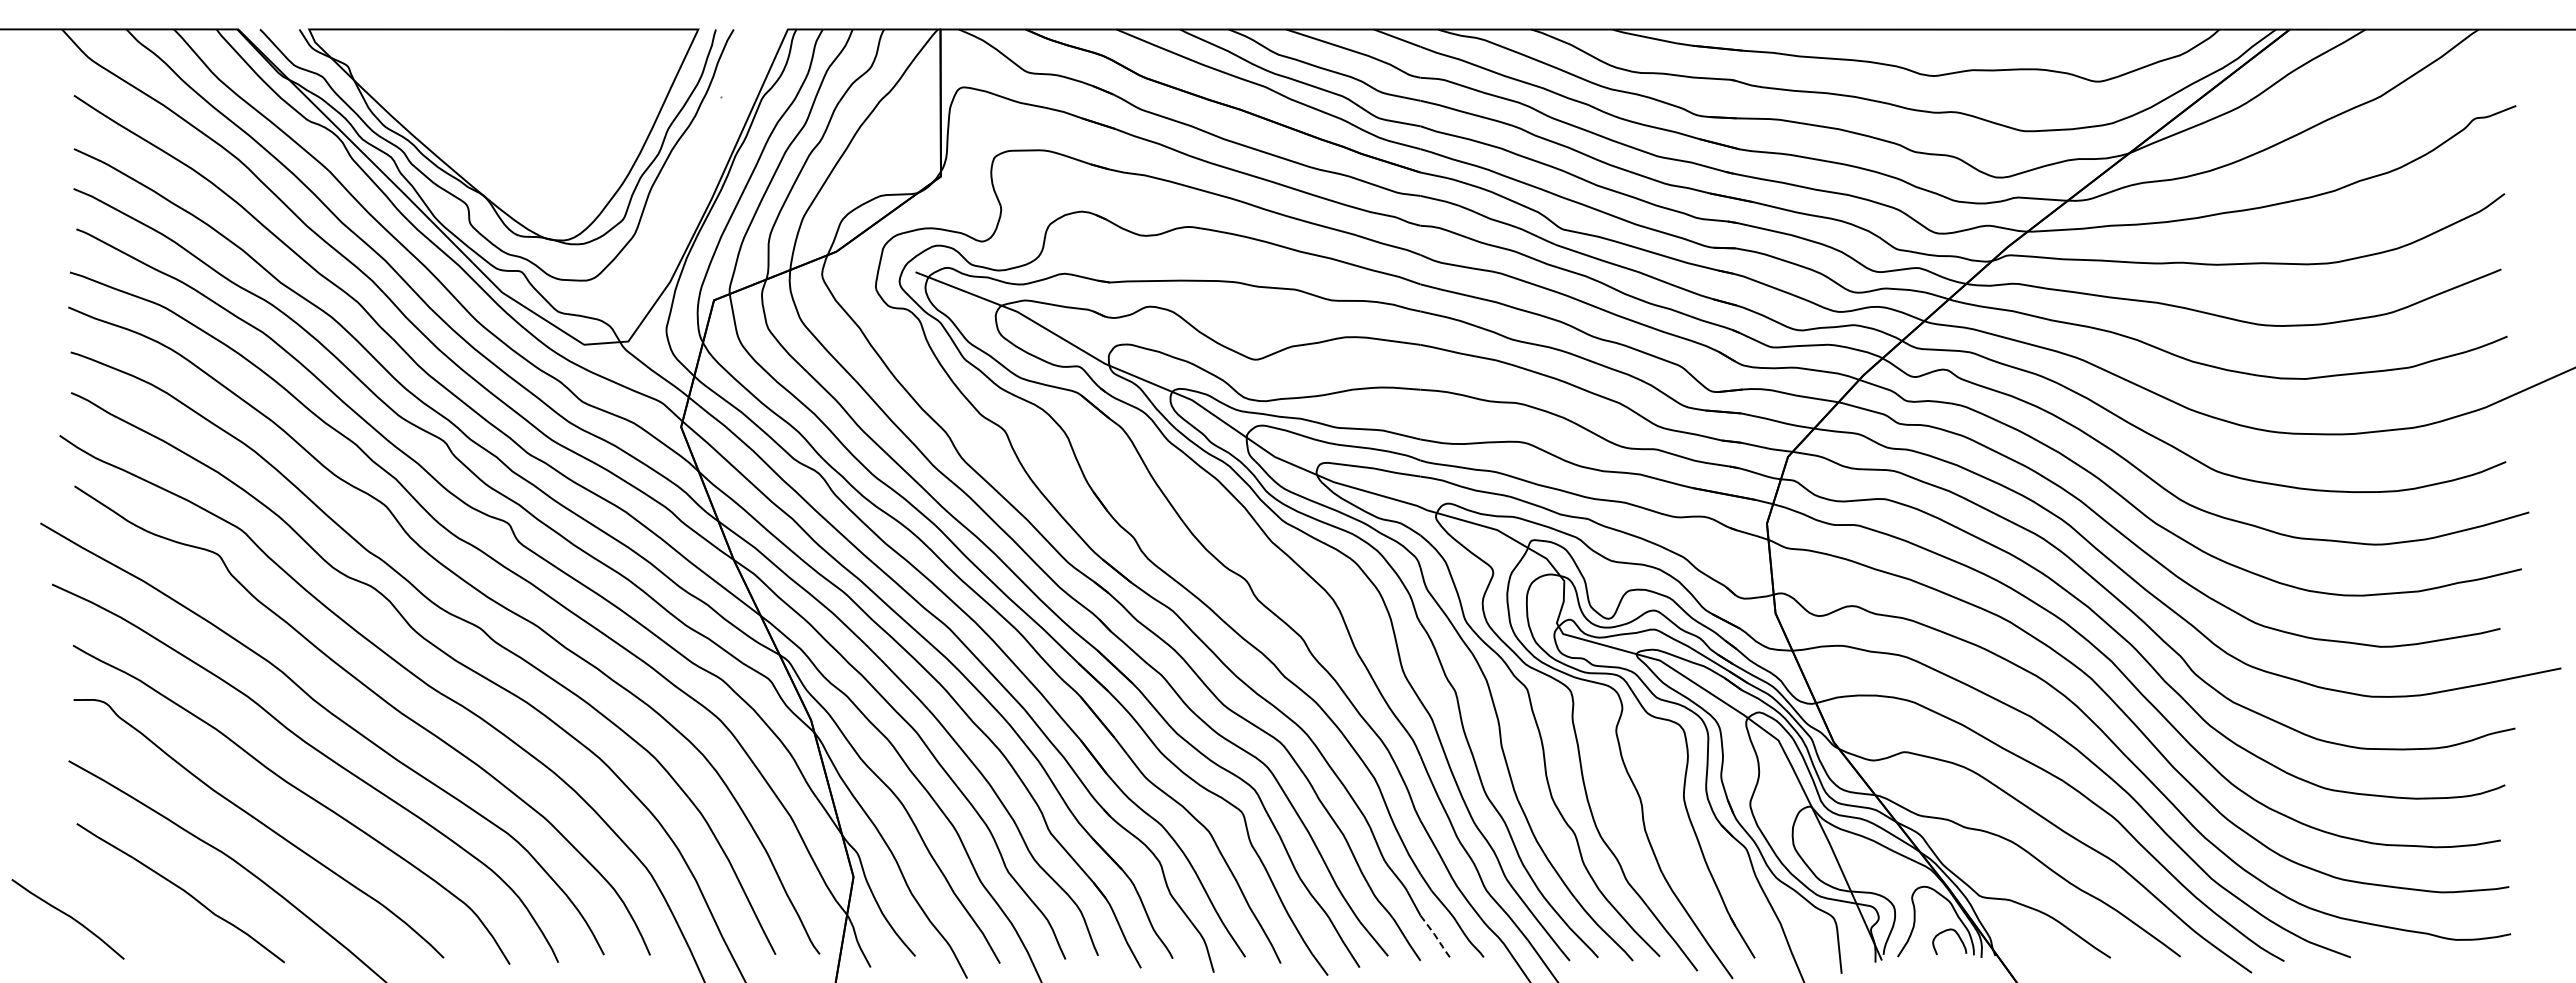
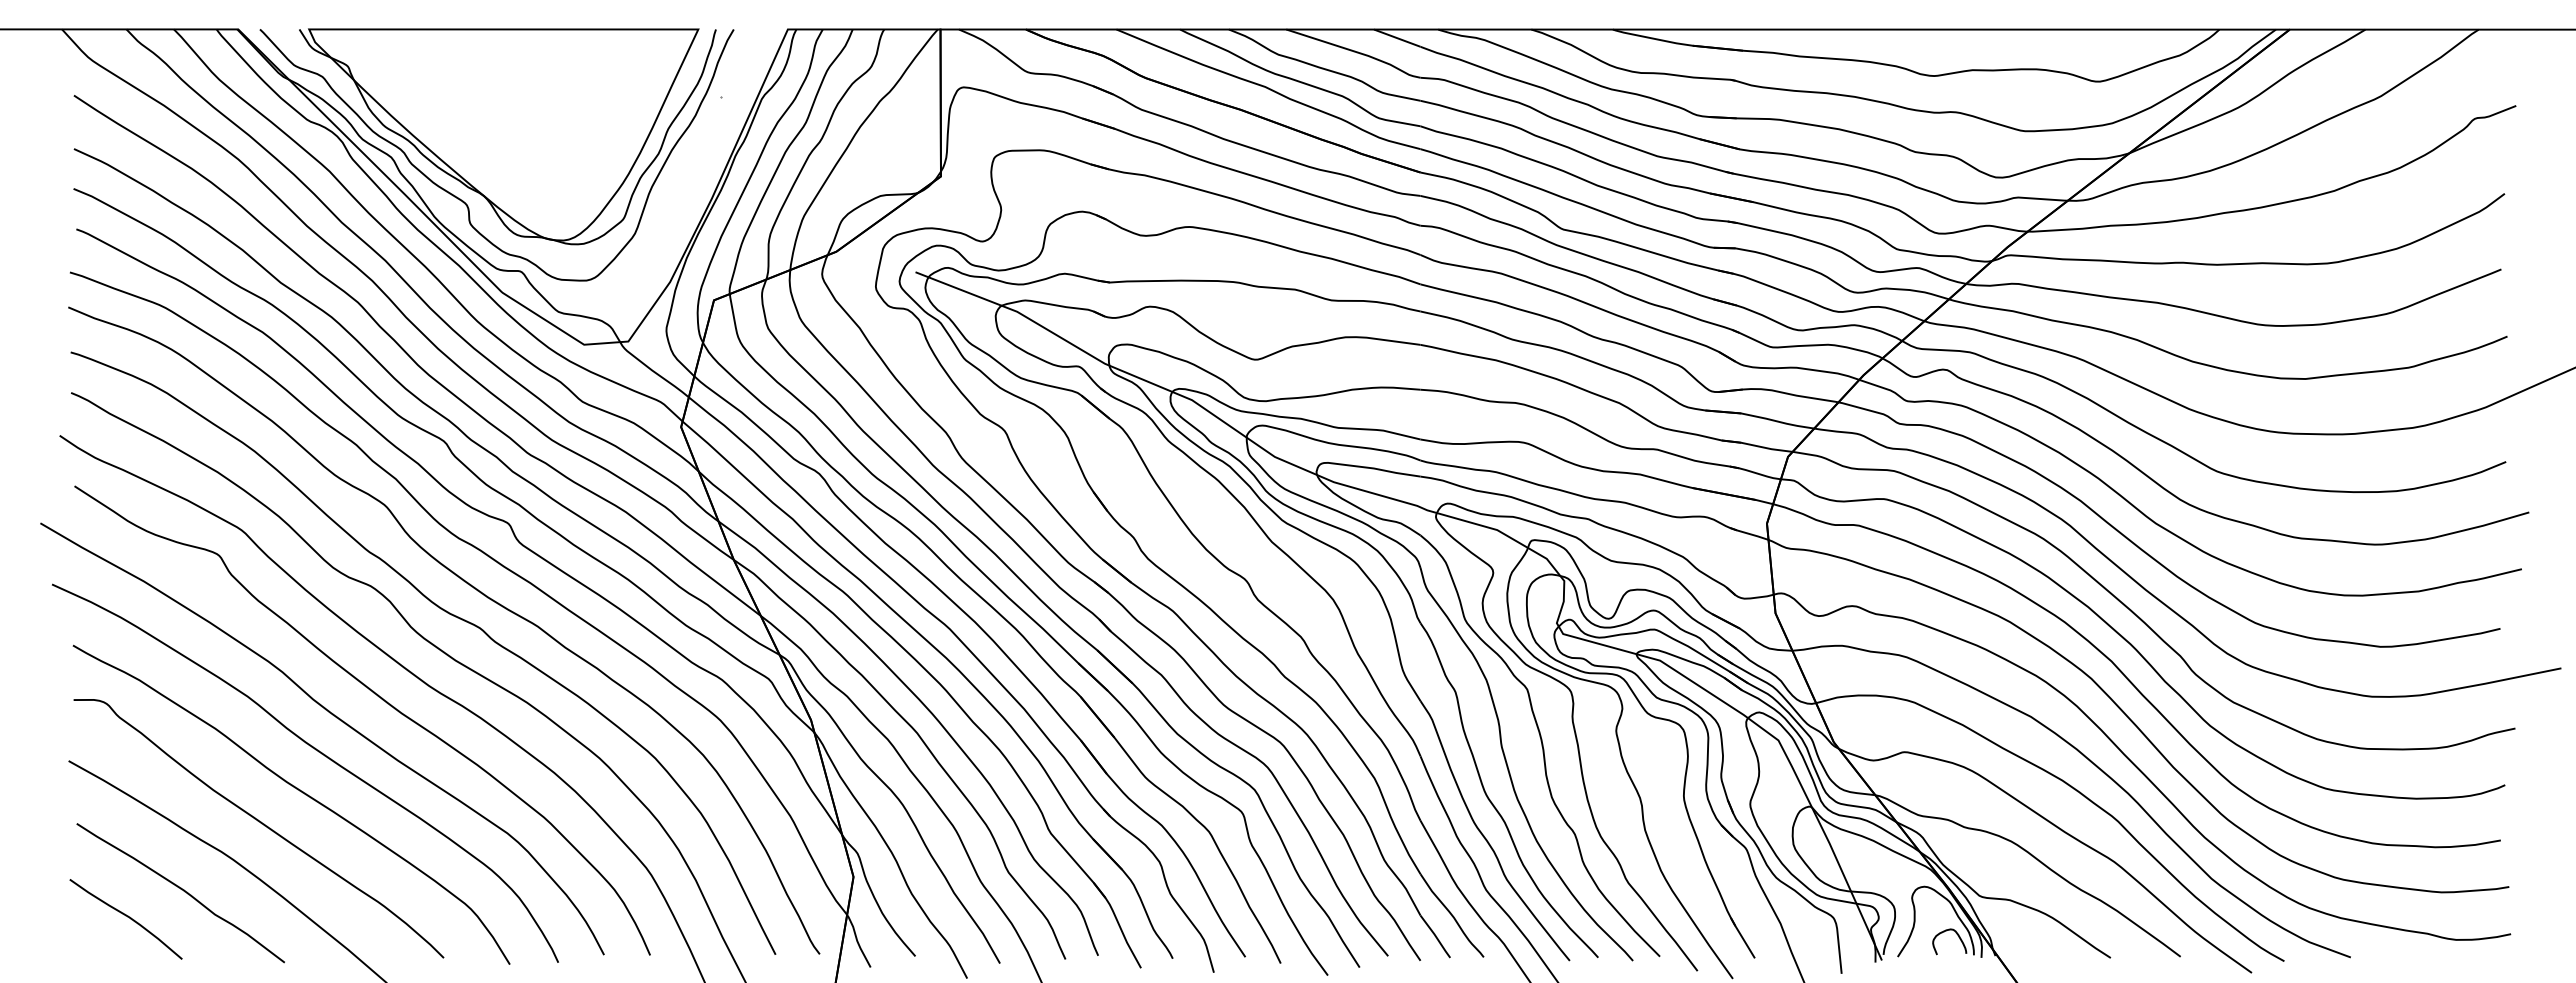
curve position: (69, 917) -> (127, 917) (127, 917)
line: dashed -> solid (1436, 936)
